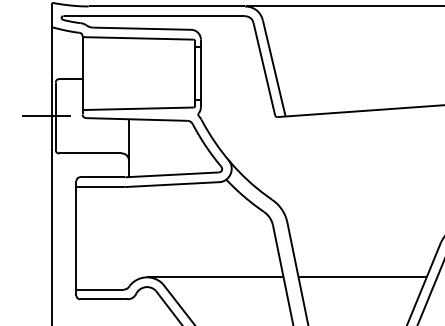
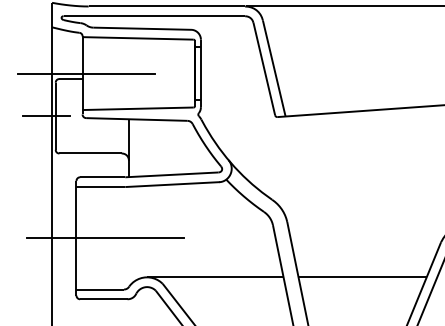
line: none -> present (86, 73)
line: none -> present (104, 238)
